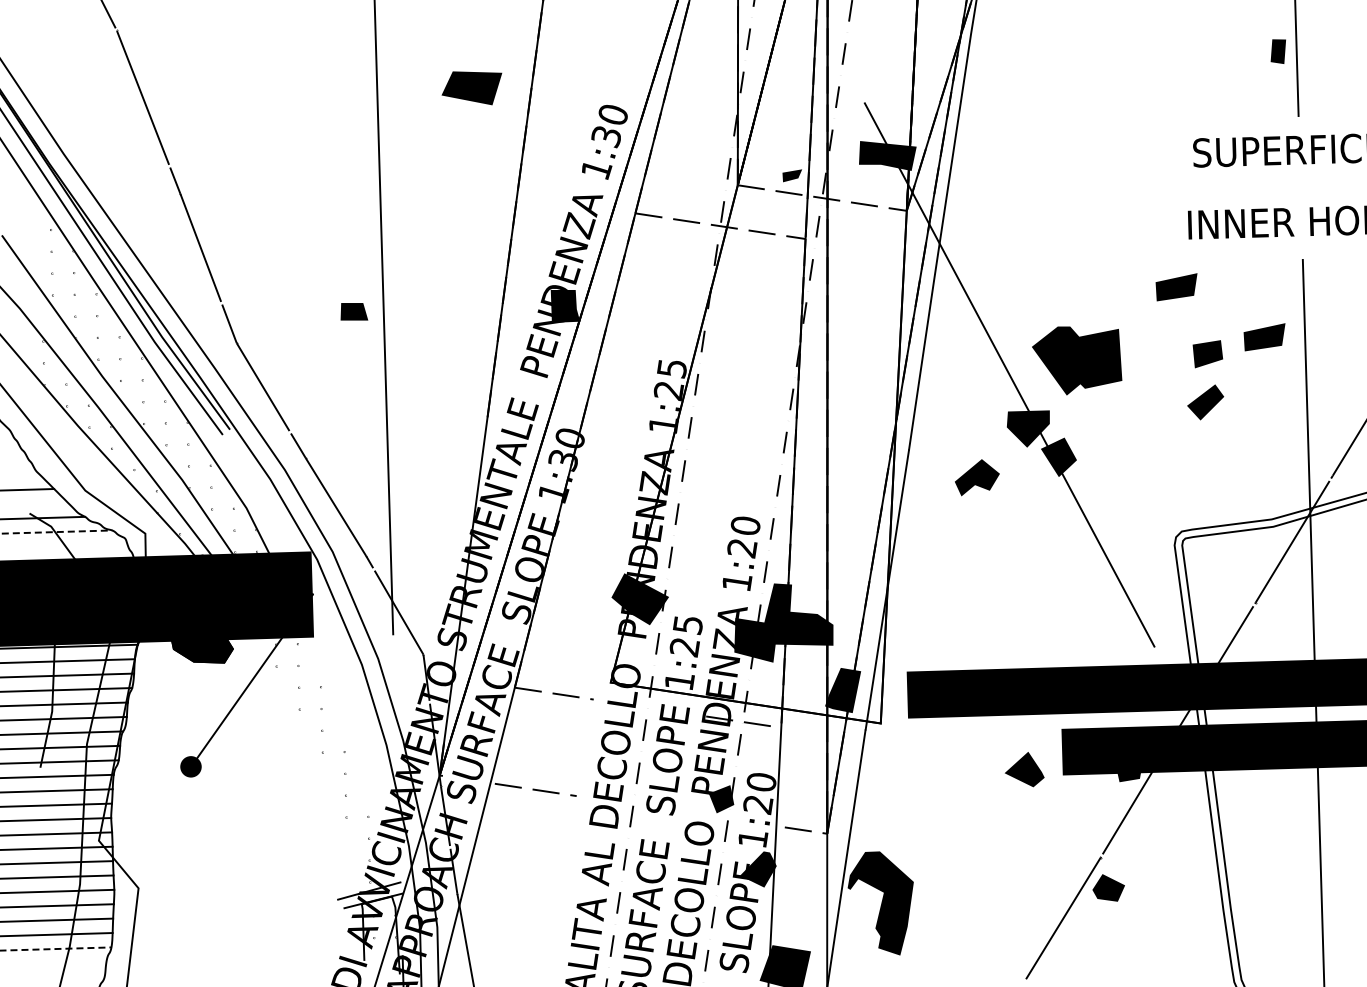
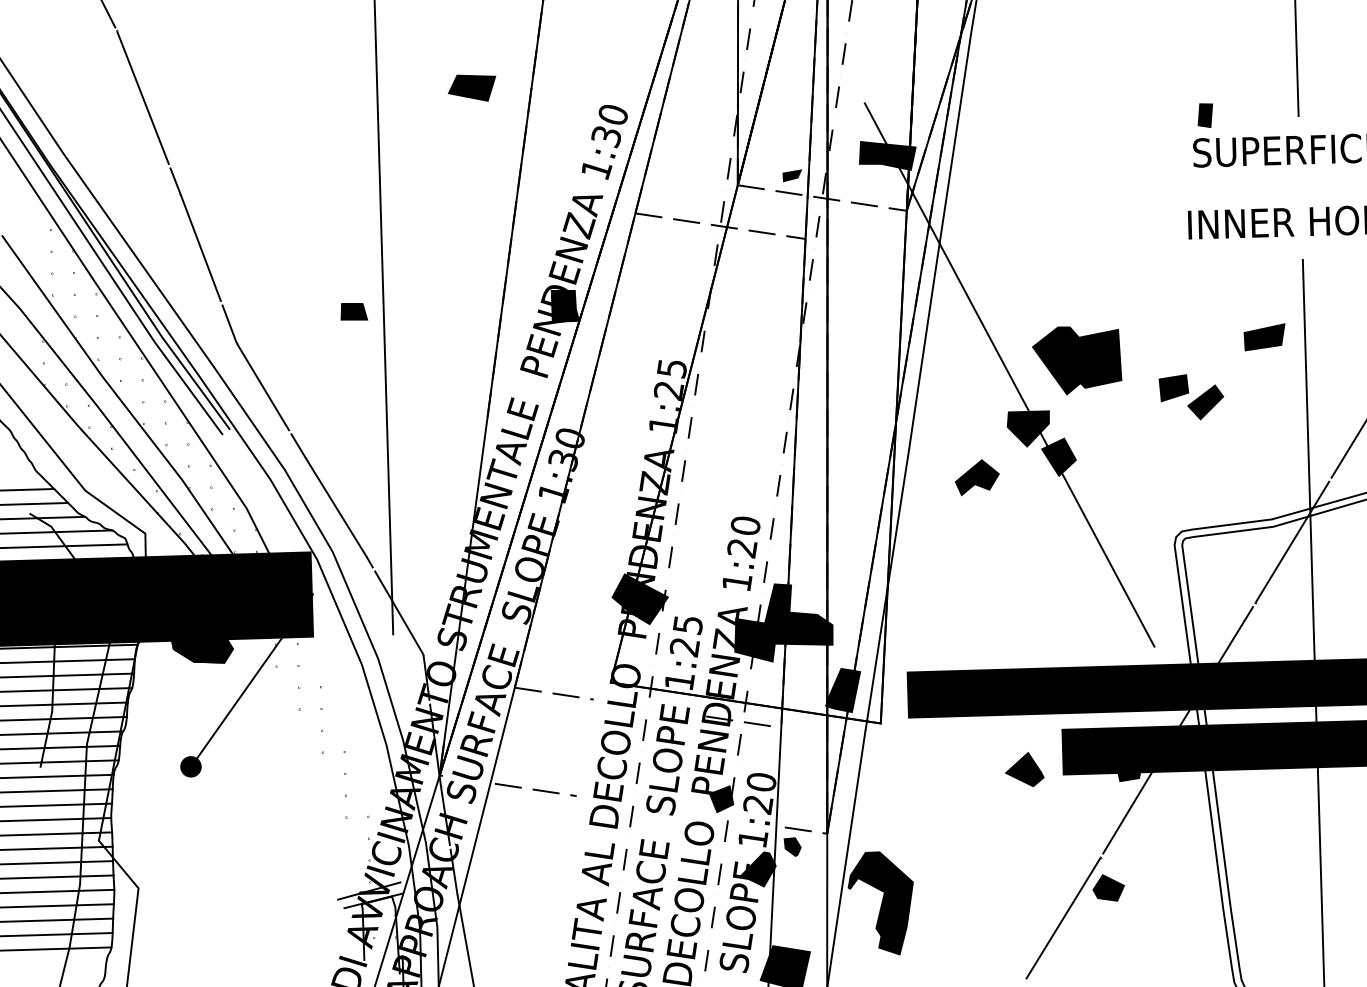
part position: (1277, 51) -> (1204, 115) (1204, 115)
part size: 62x35 px -> 49x28 px (472, 87)
part: present -> none (1176, 287)
part position: (1207, 354) -> (1173, 388) (1173, 388)
line: none -> present (35, 503)
line: dashed -> solid (56, 532)
line: none -> present (64, 546)
fill: none -> present (792, 847)
line: dashed -> solid (56, 949)
